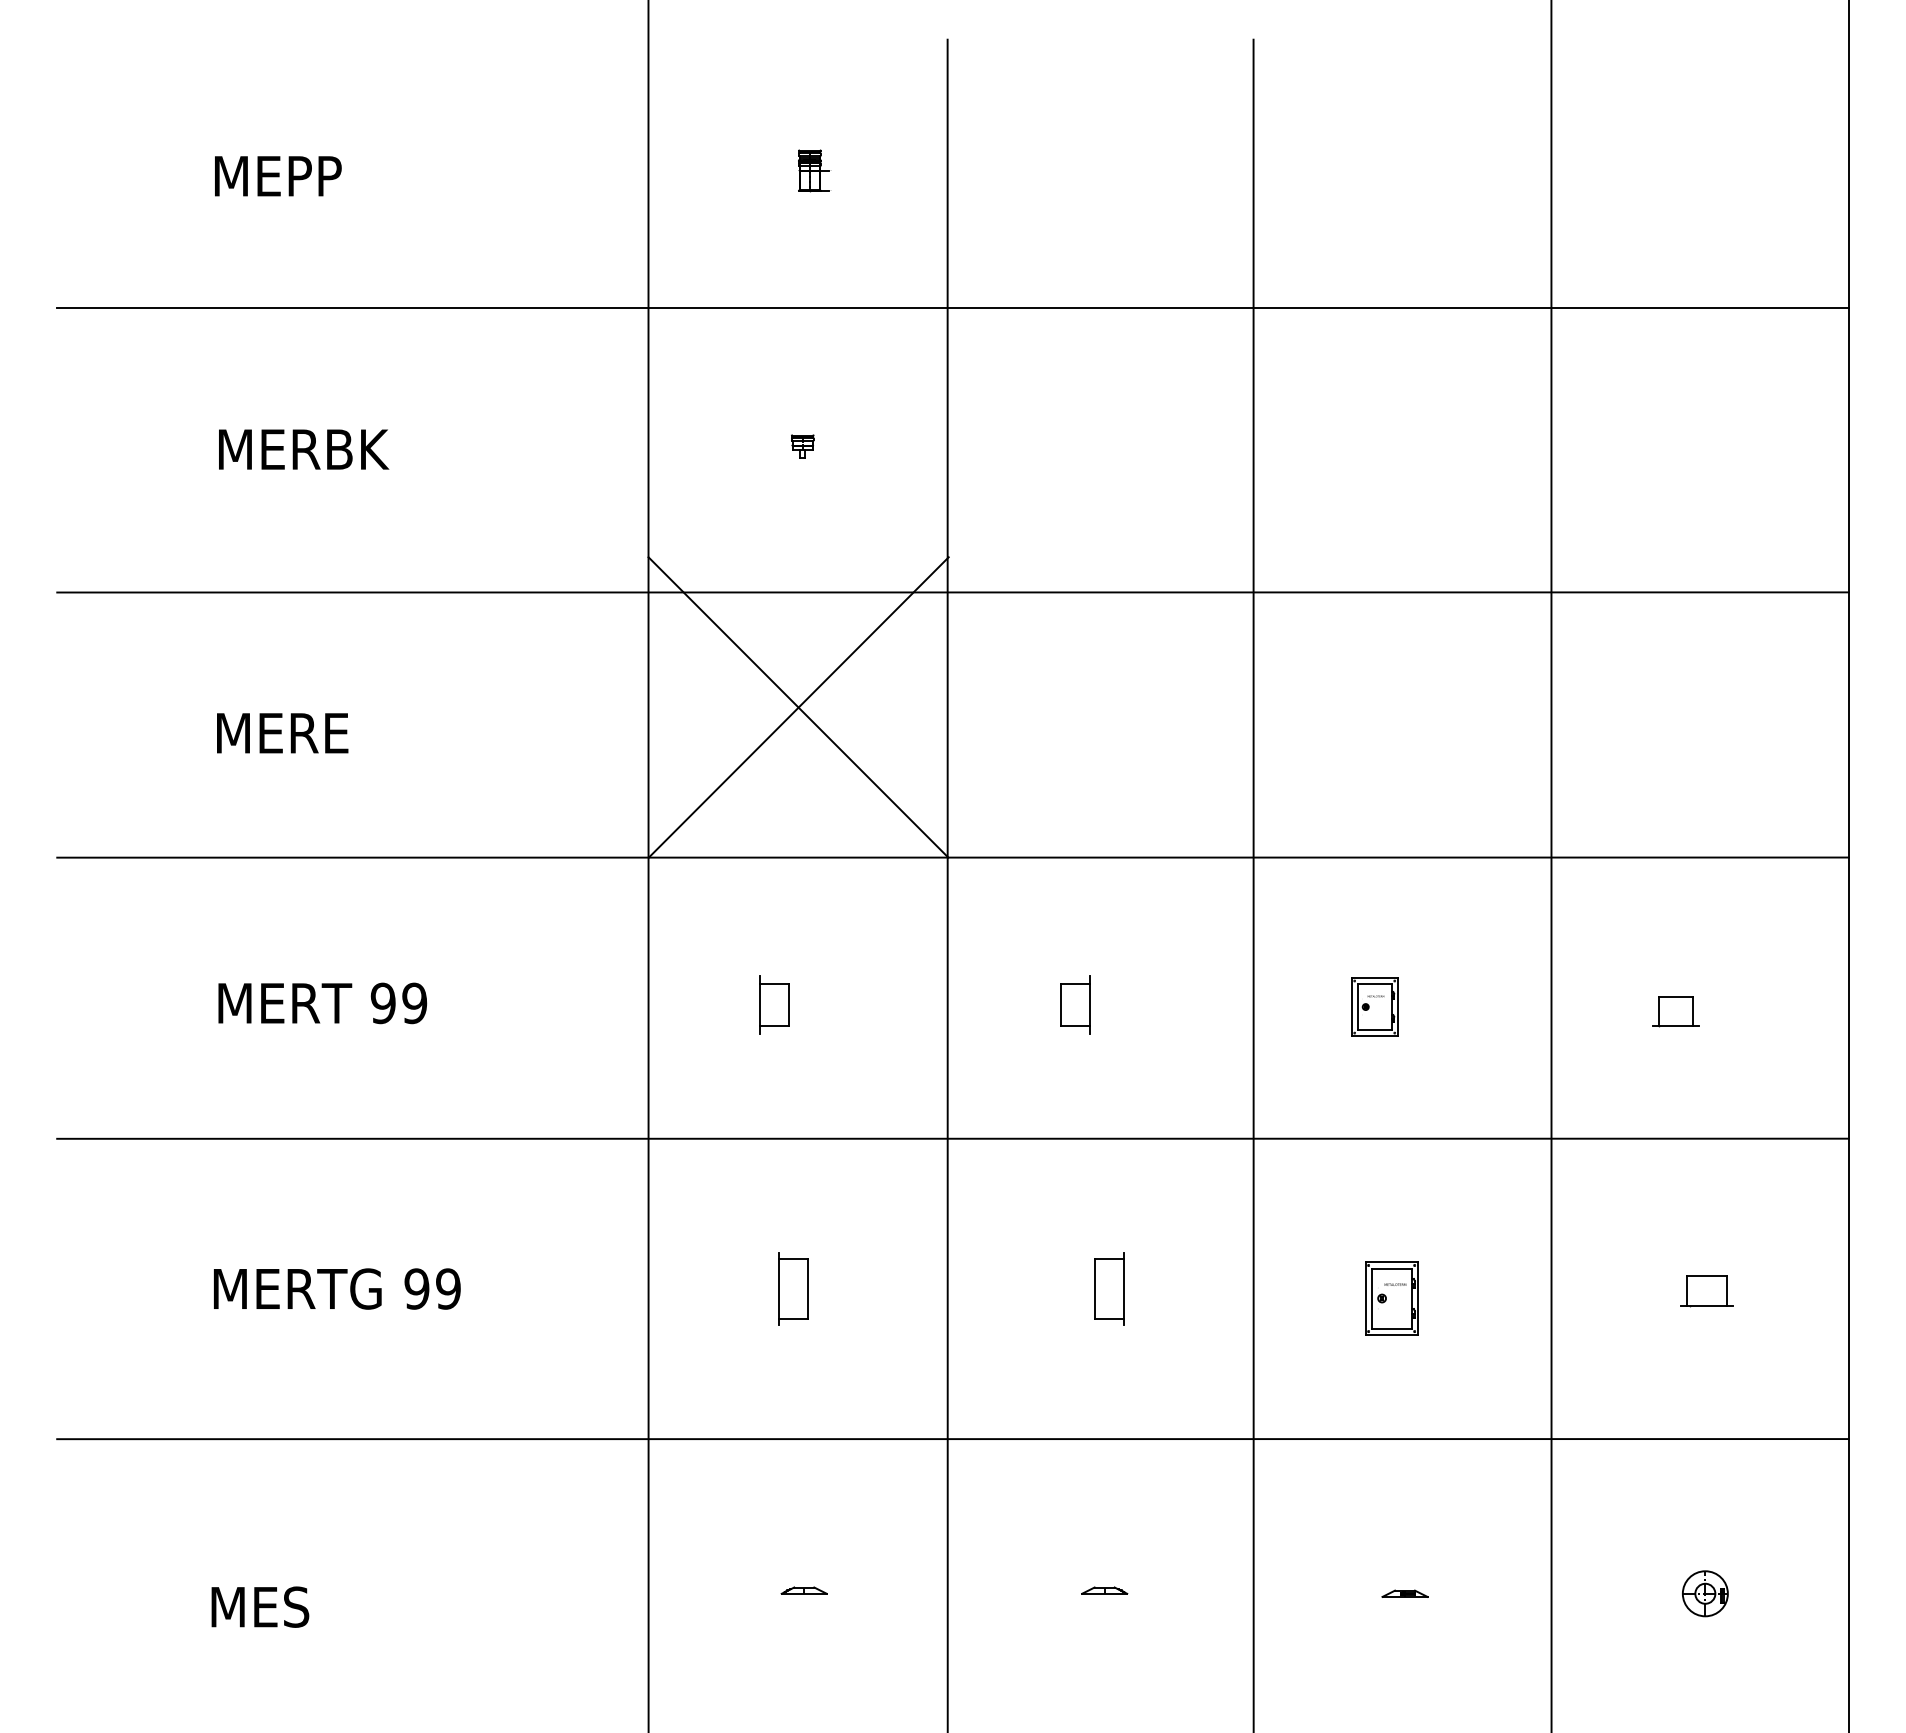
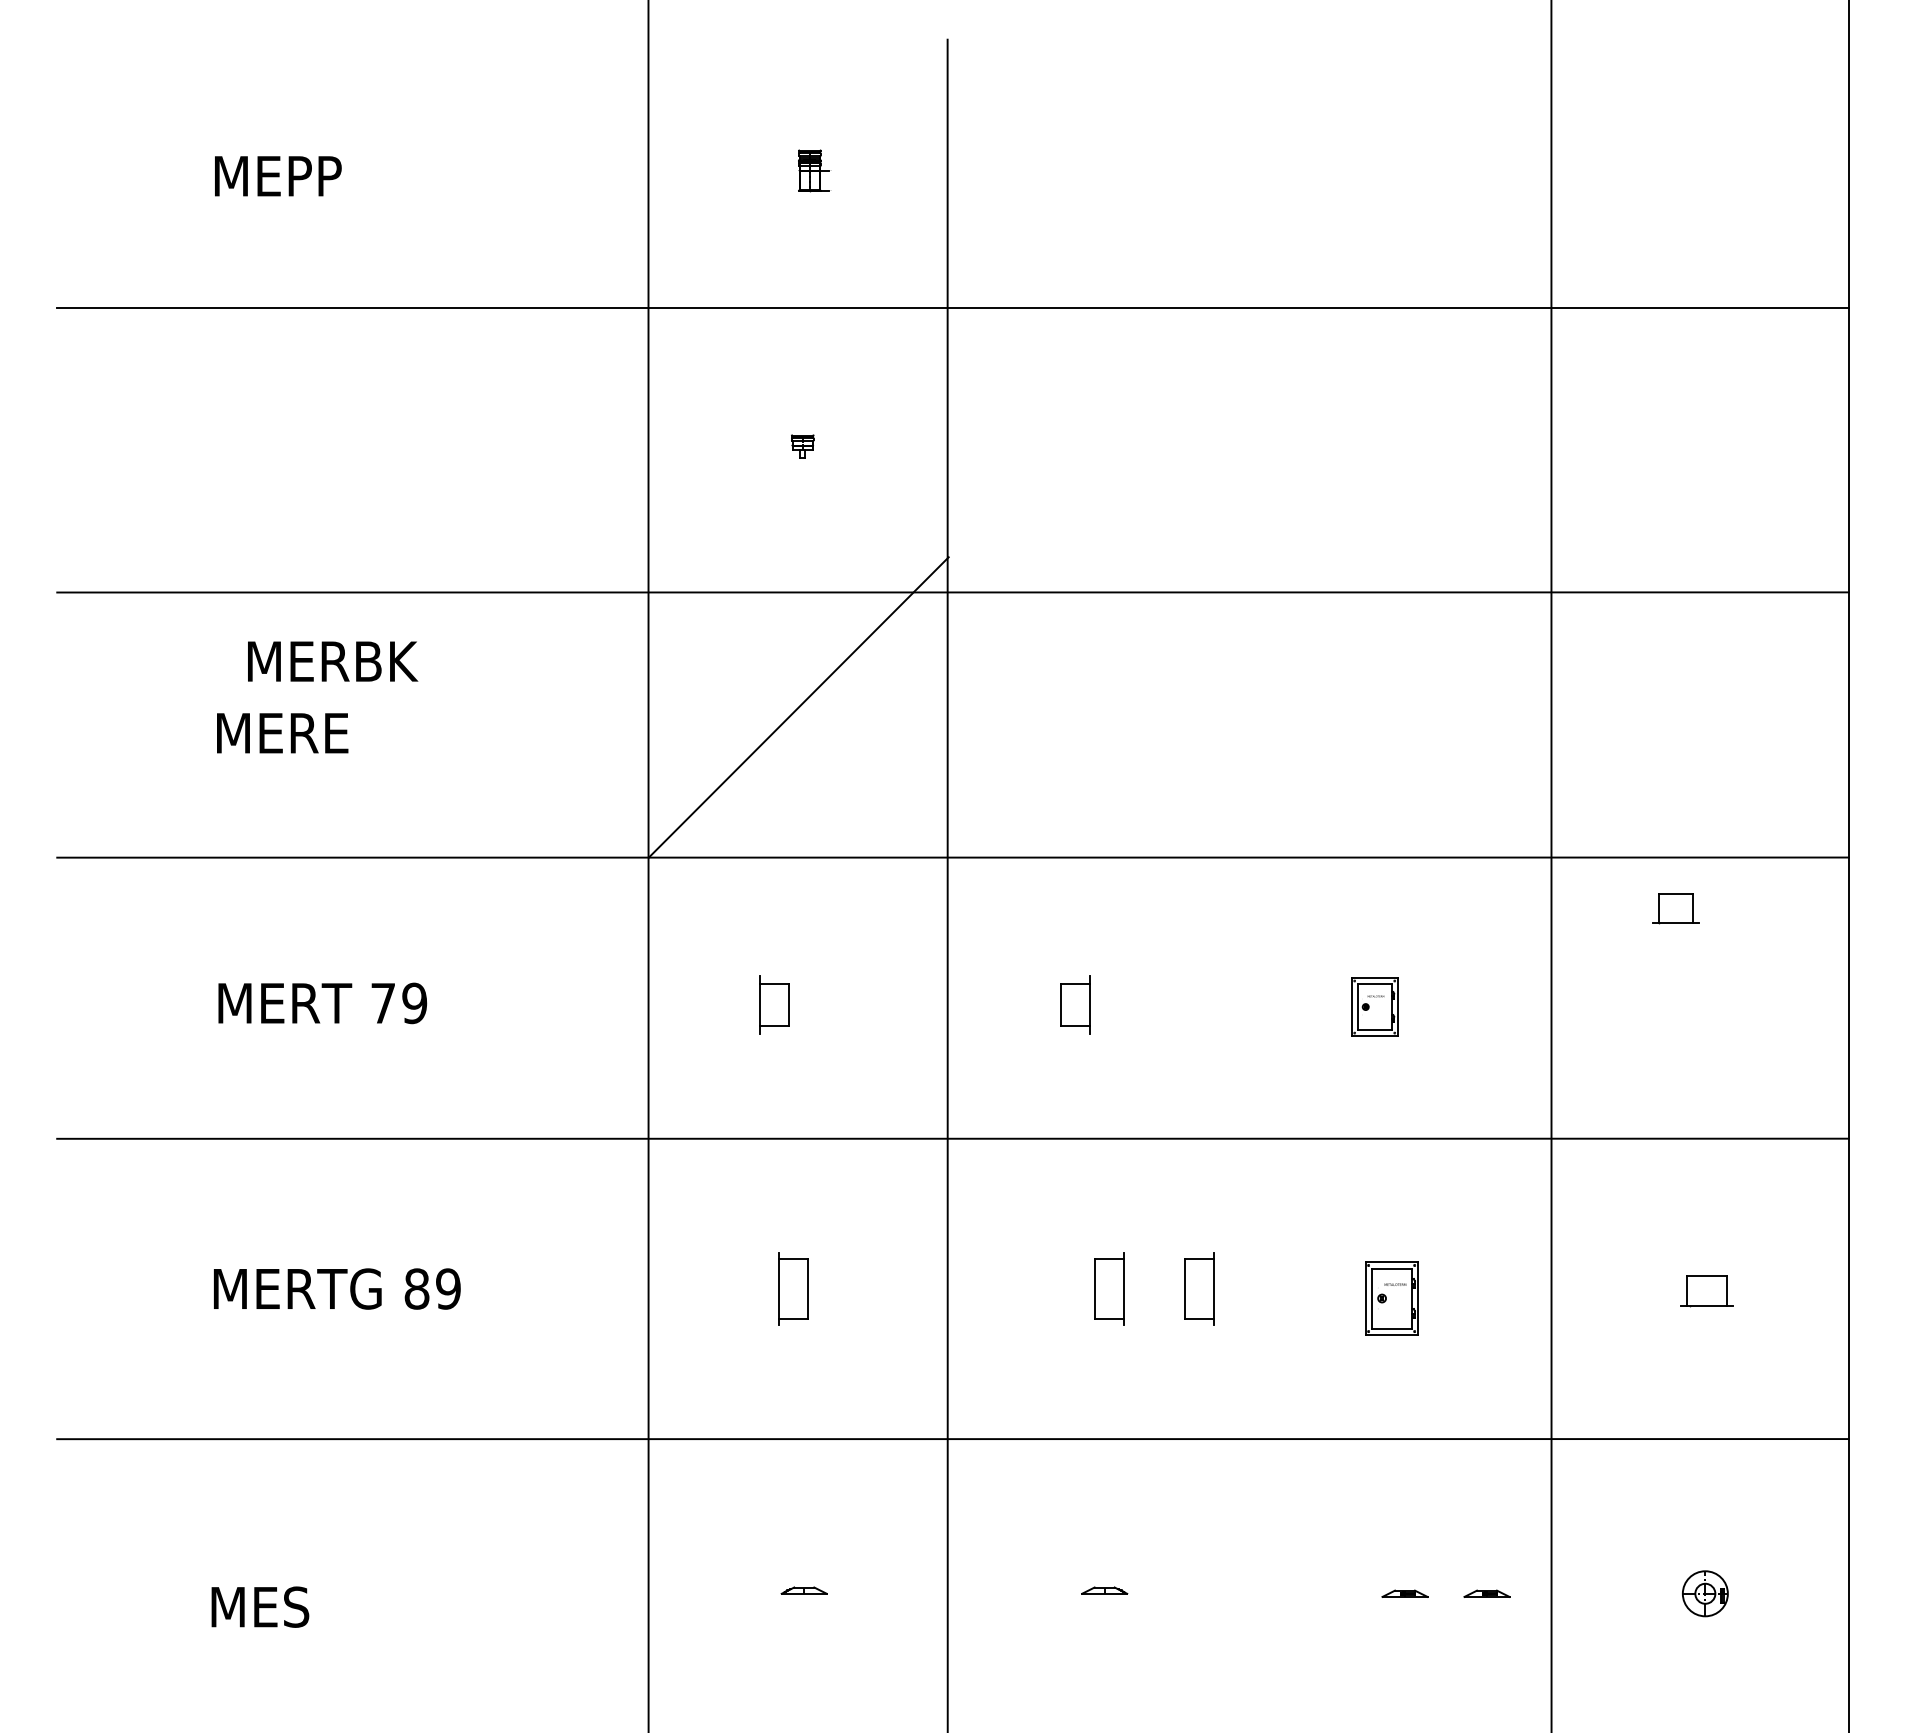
text position: (304, 449) -> (333, 661) (333, 661)
line: present -> none (798, 707)
line: present -> none (1253, 884)
text: 99 -> 79 (382, 1003)
part position: (1675, 1011) -> (1675, 908) (1675, 908)
text: 99 -> 89 (416, 1288)
part: none -> present (1199, 1288)
part: none -> present (1486, 1593)
